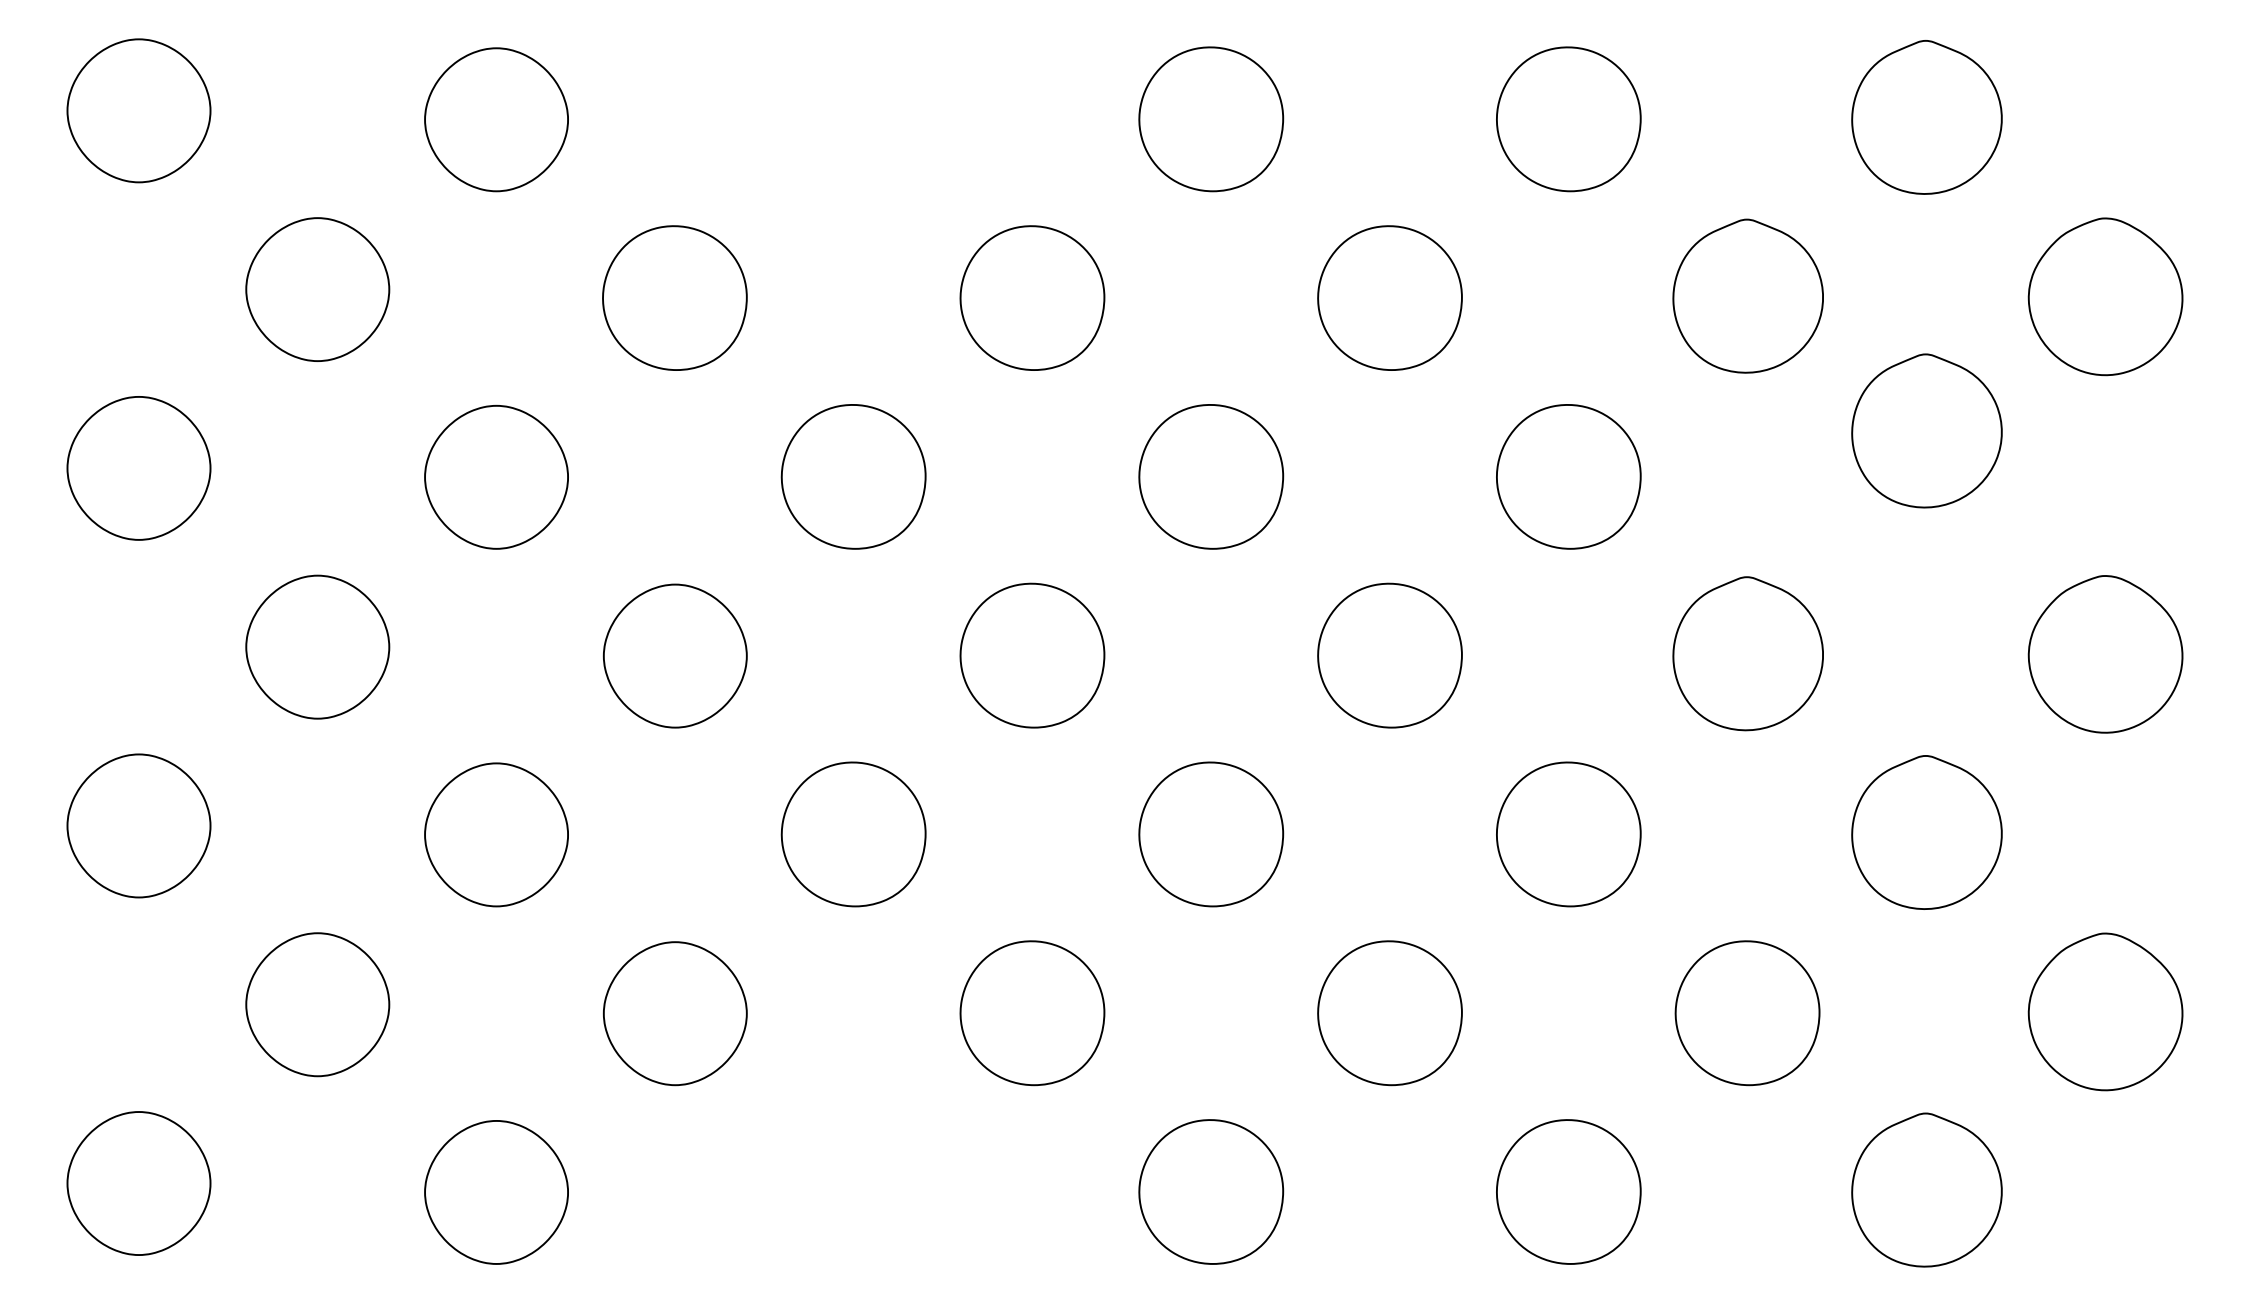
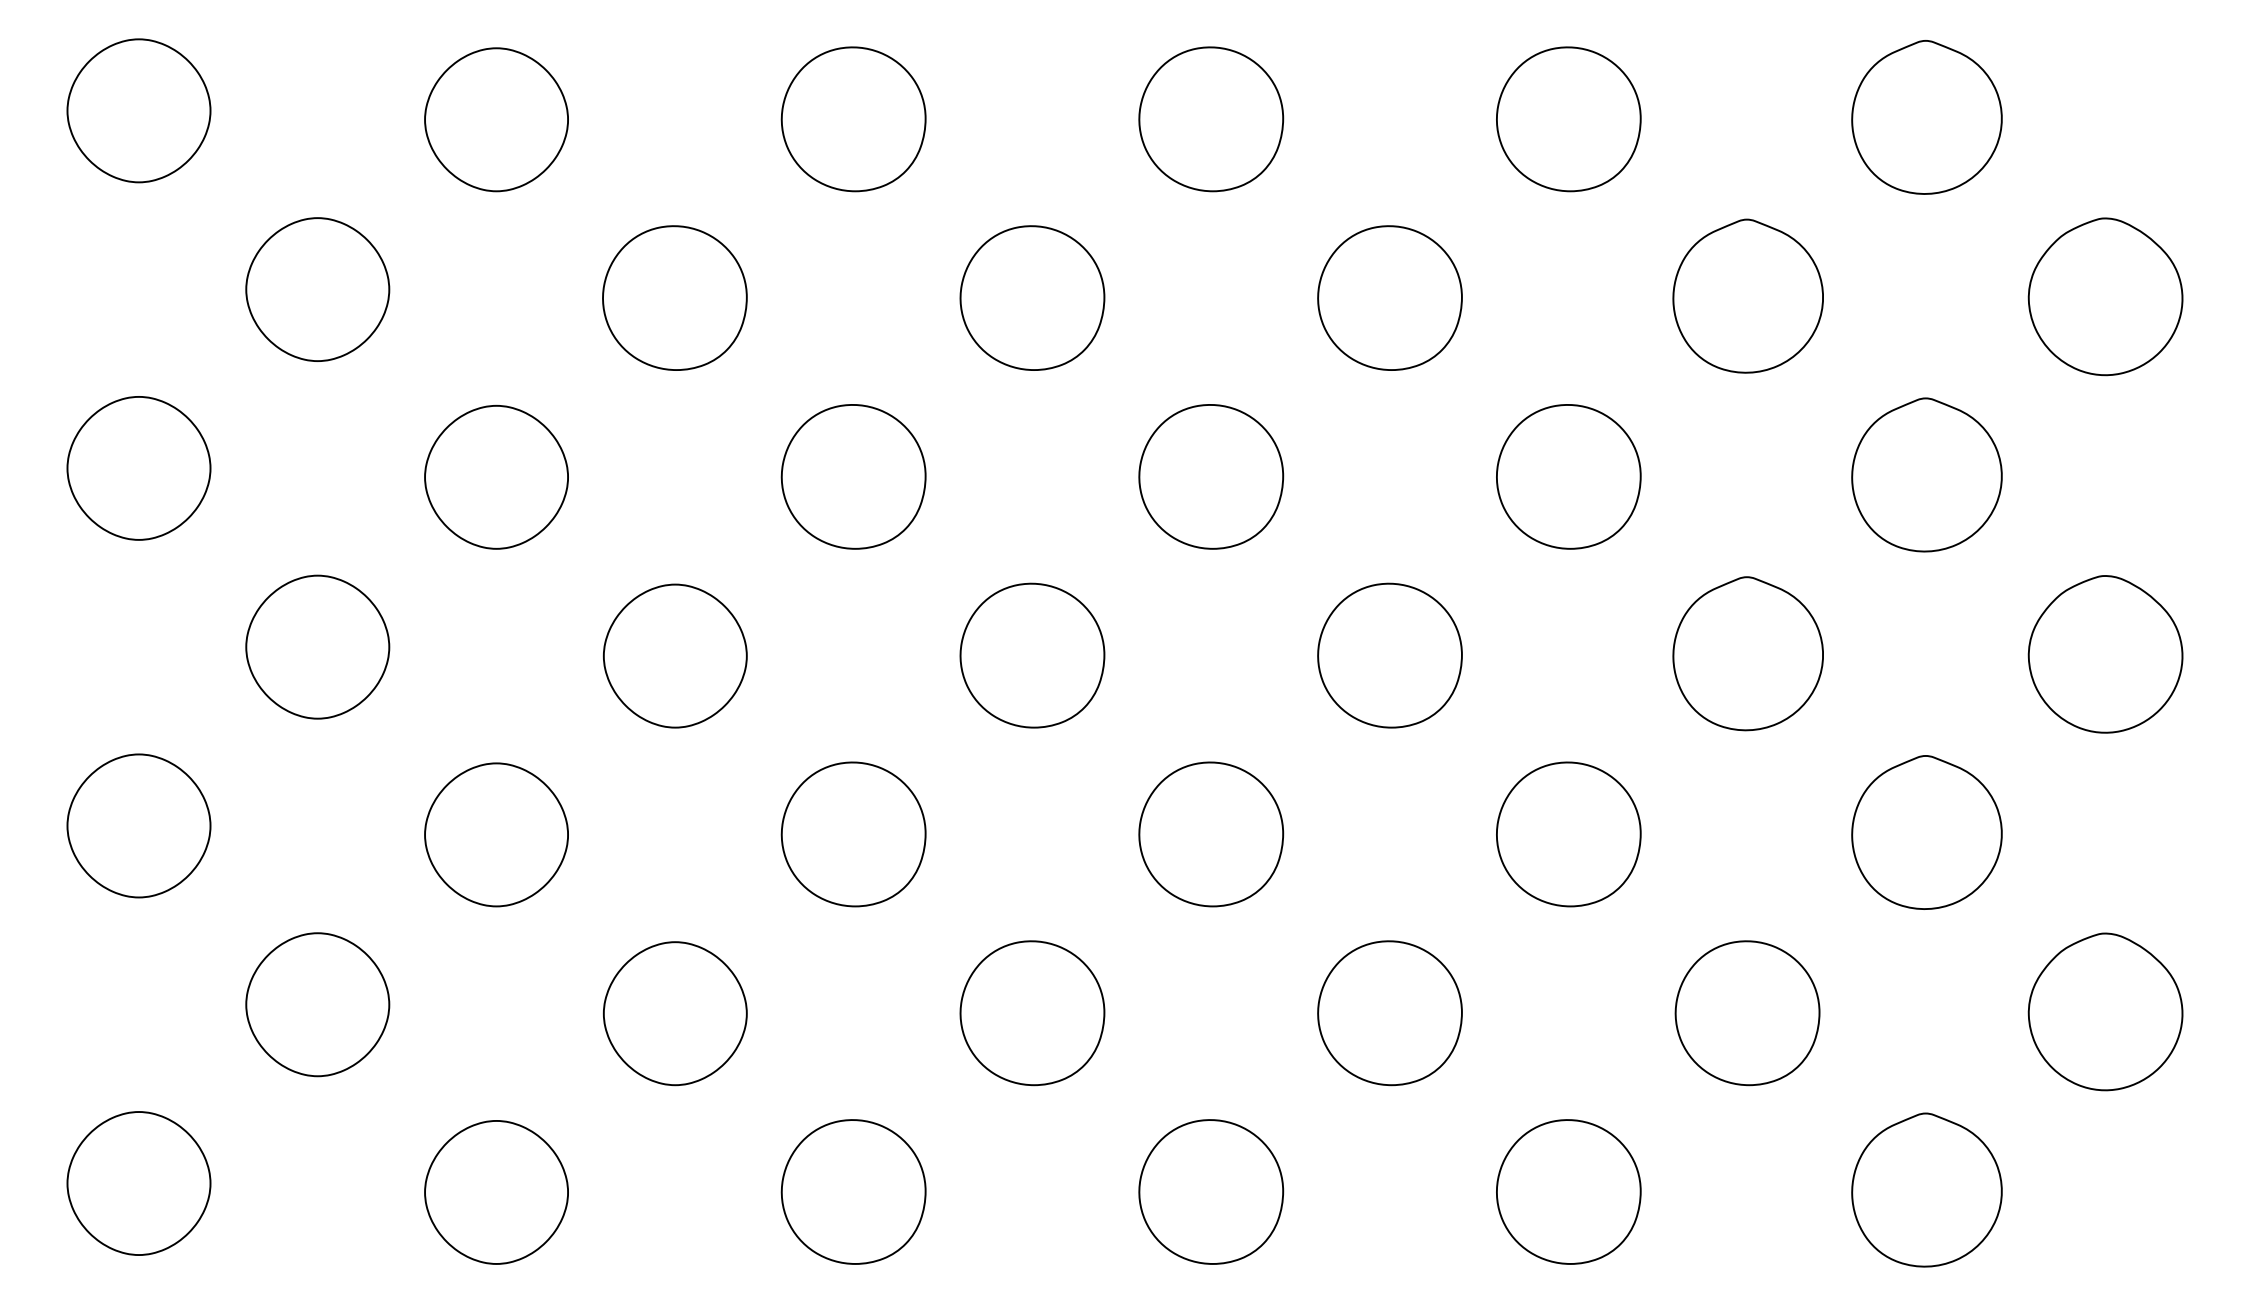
part: none -> present (853, 119)
part position: (1926, 430) -> (1926, 474) (1926, 474)
part: none -> present (853, 1191)
